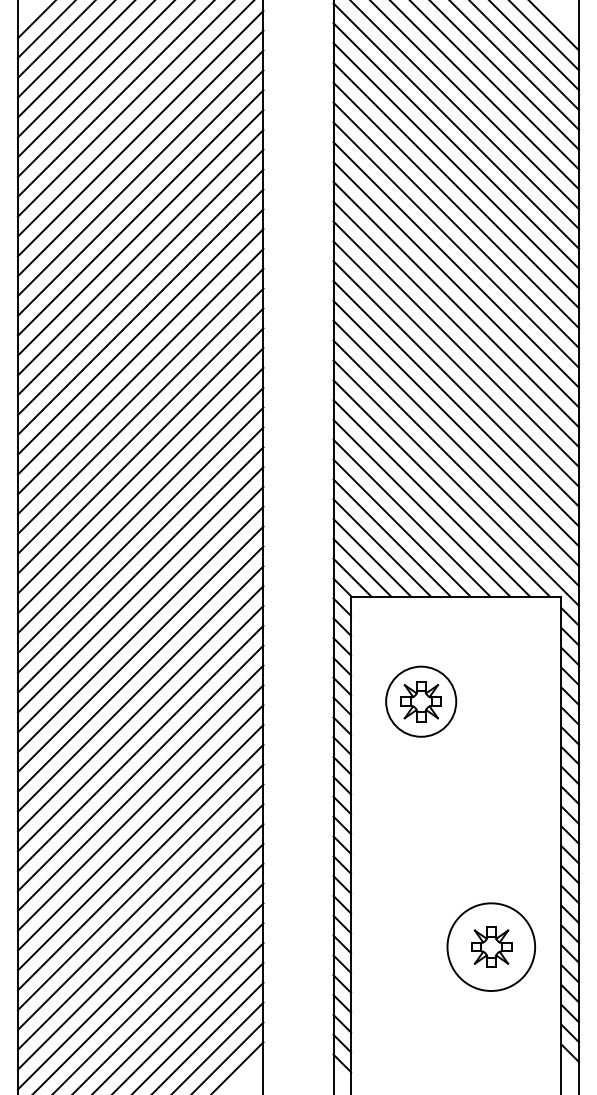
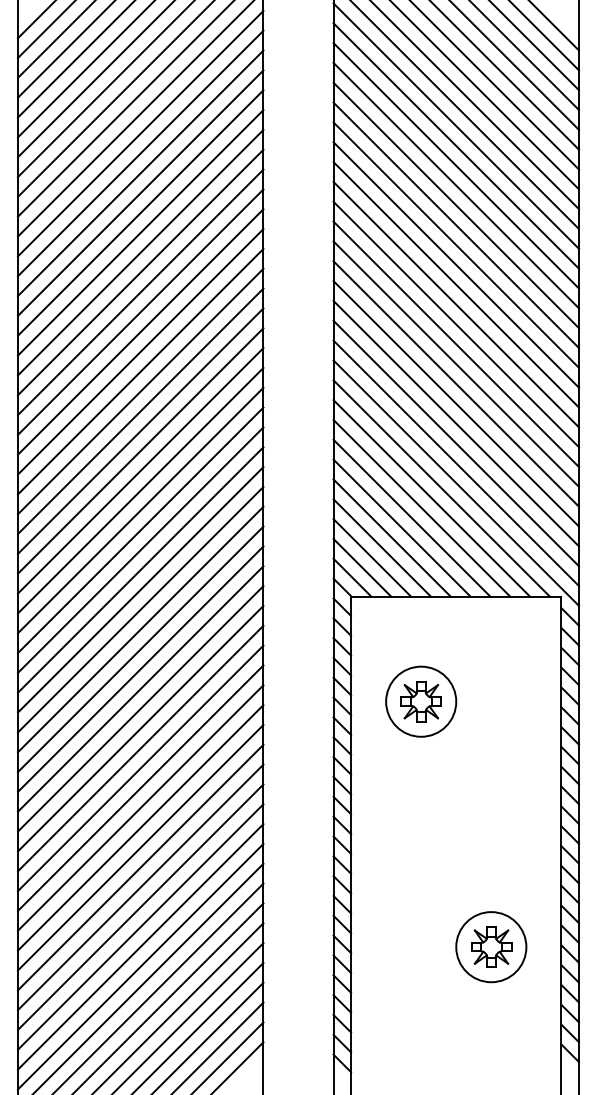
circle diameter: 88 px -> 70 px (491, 947)
